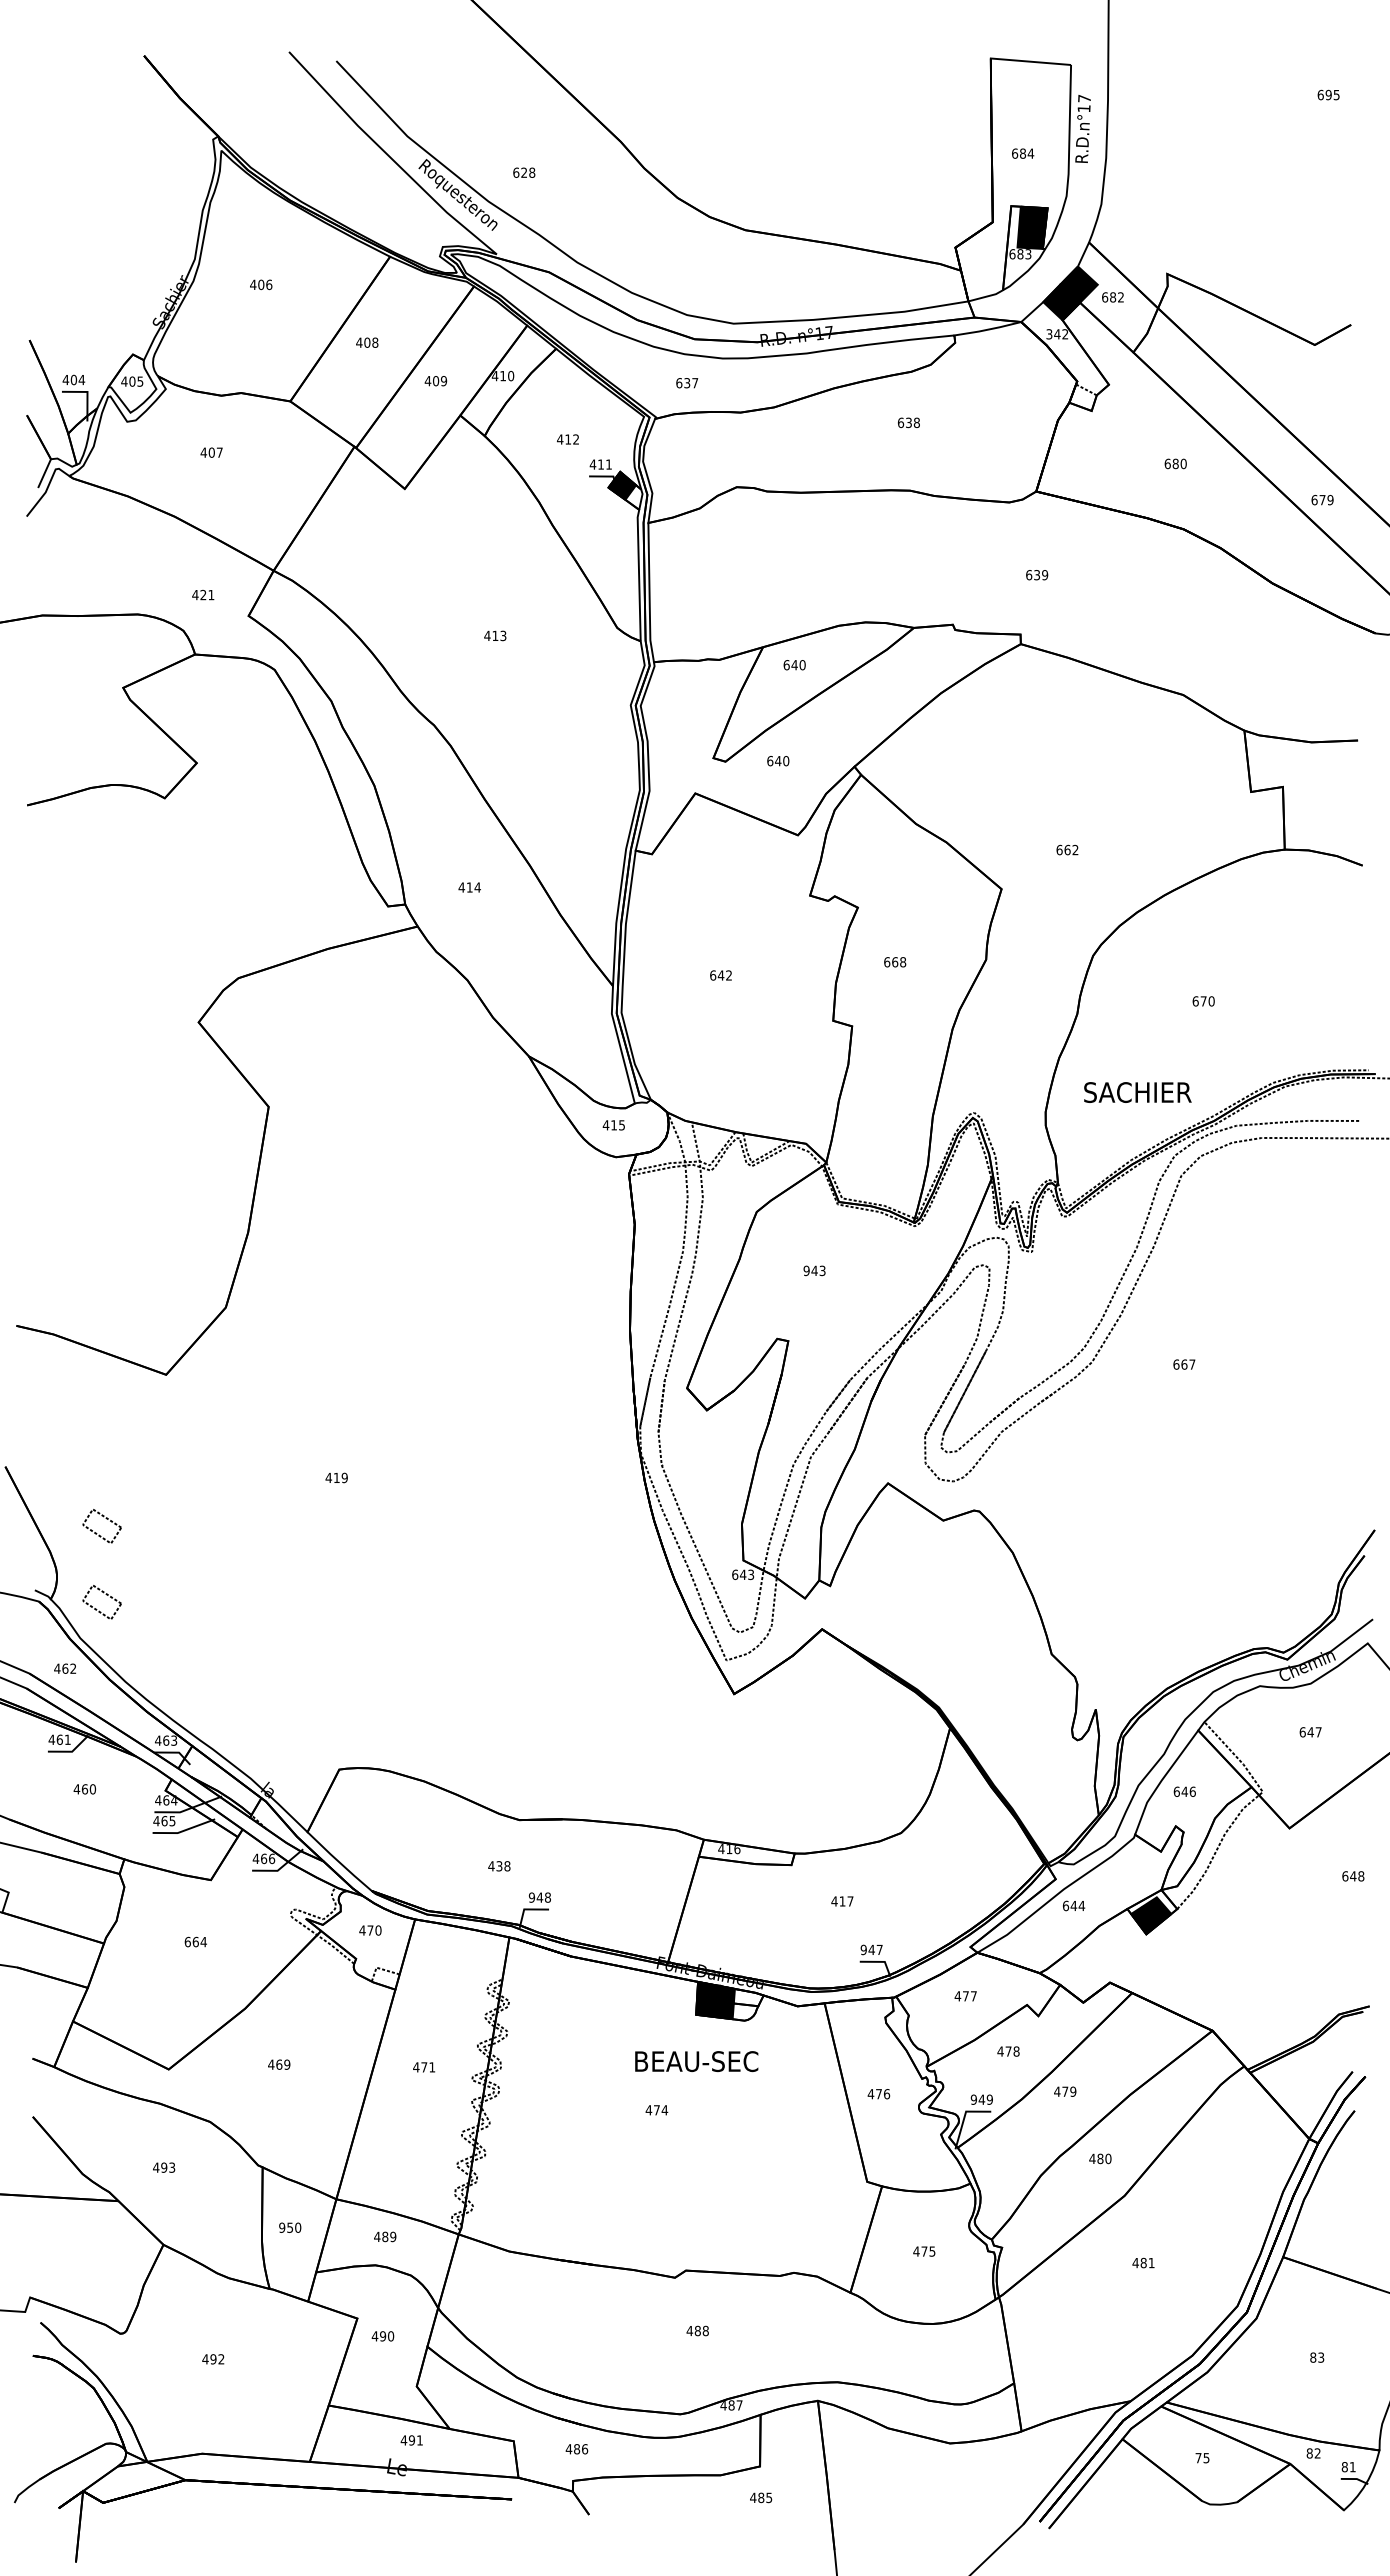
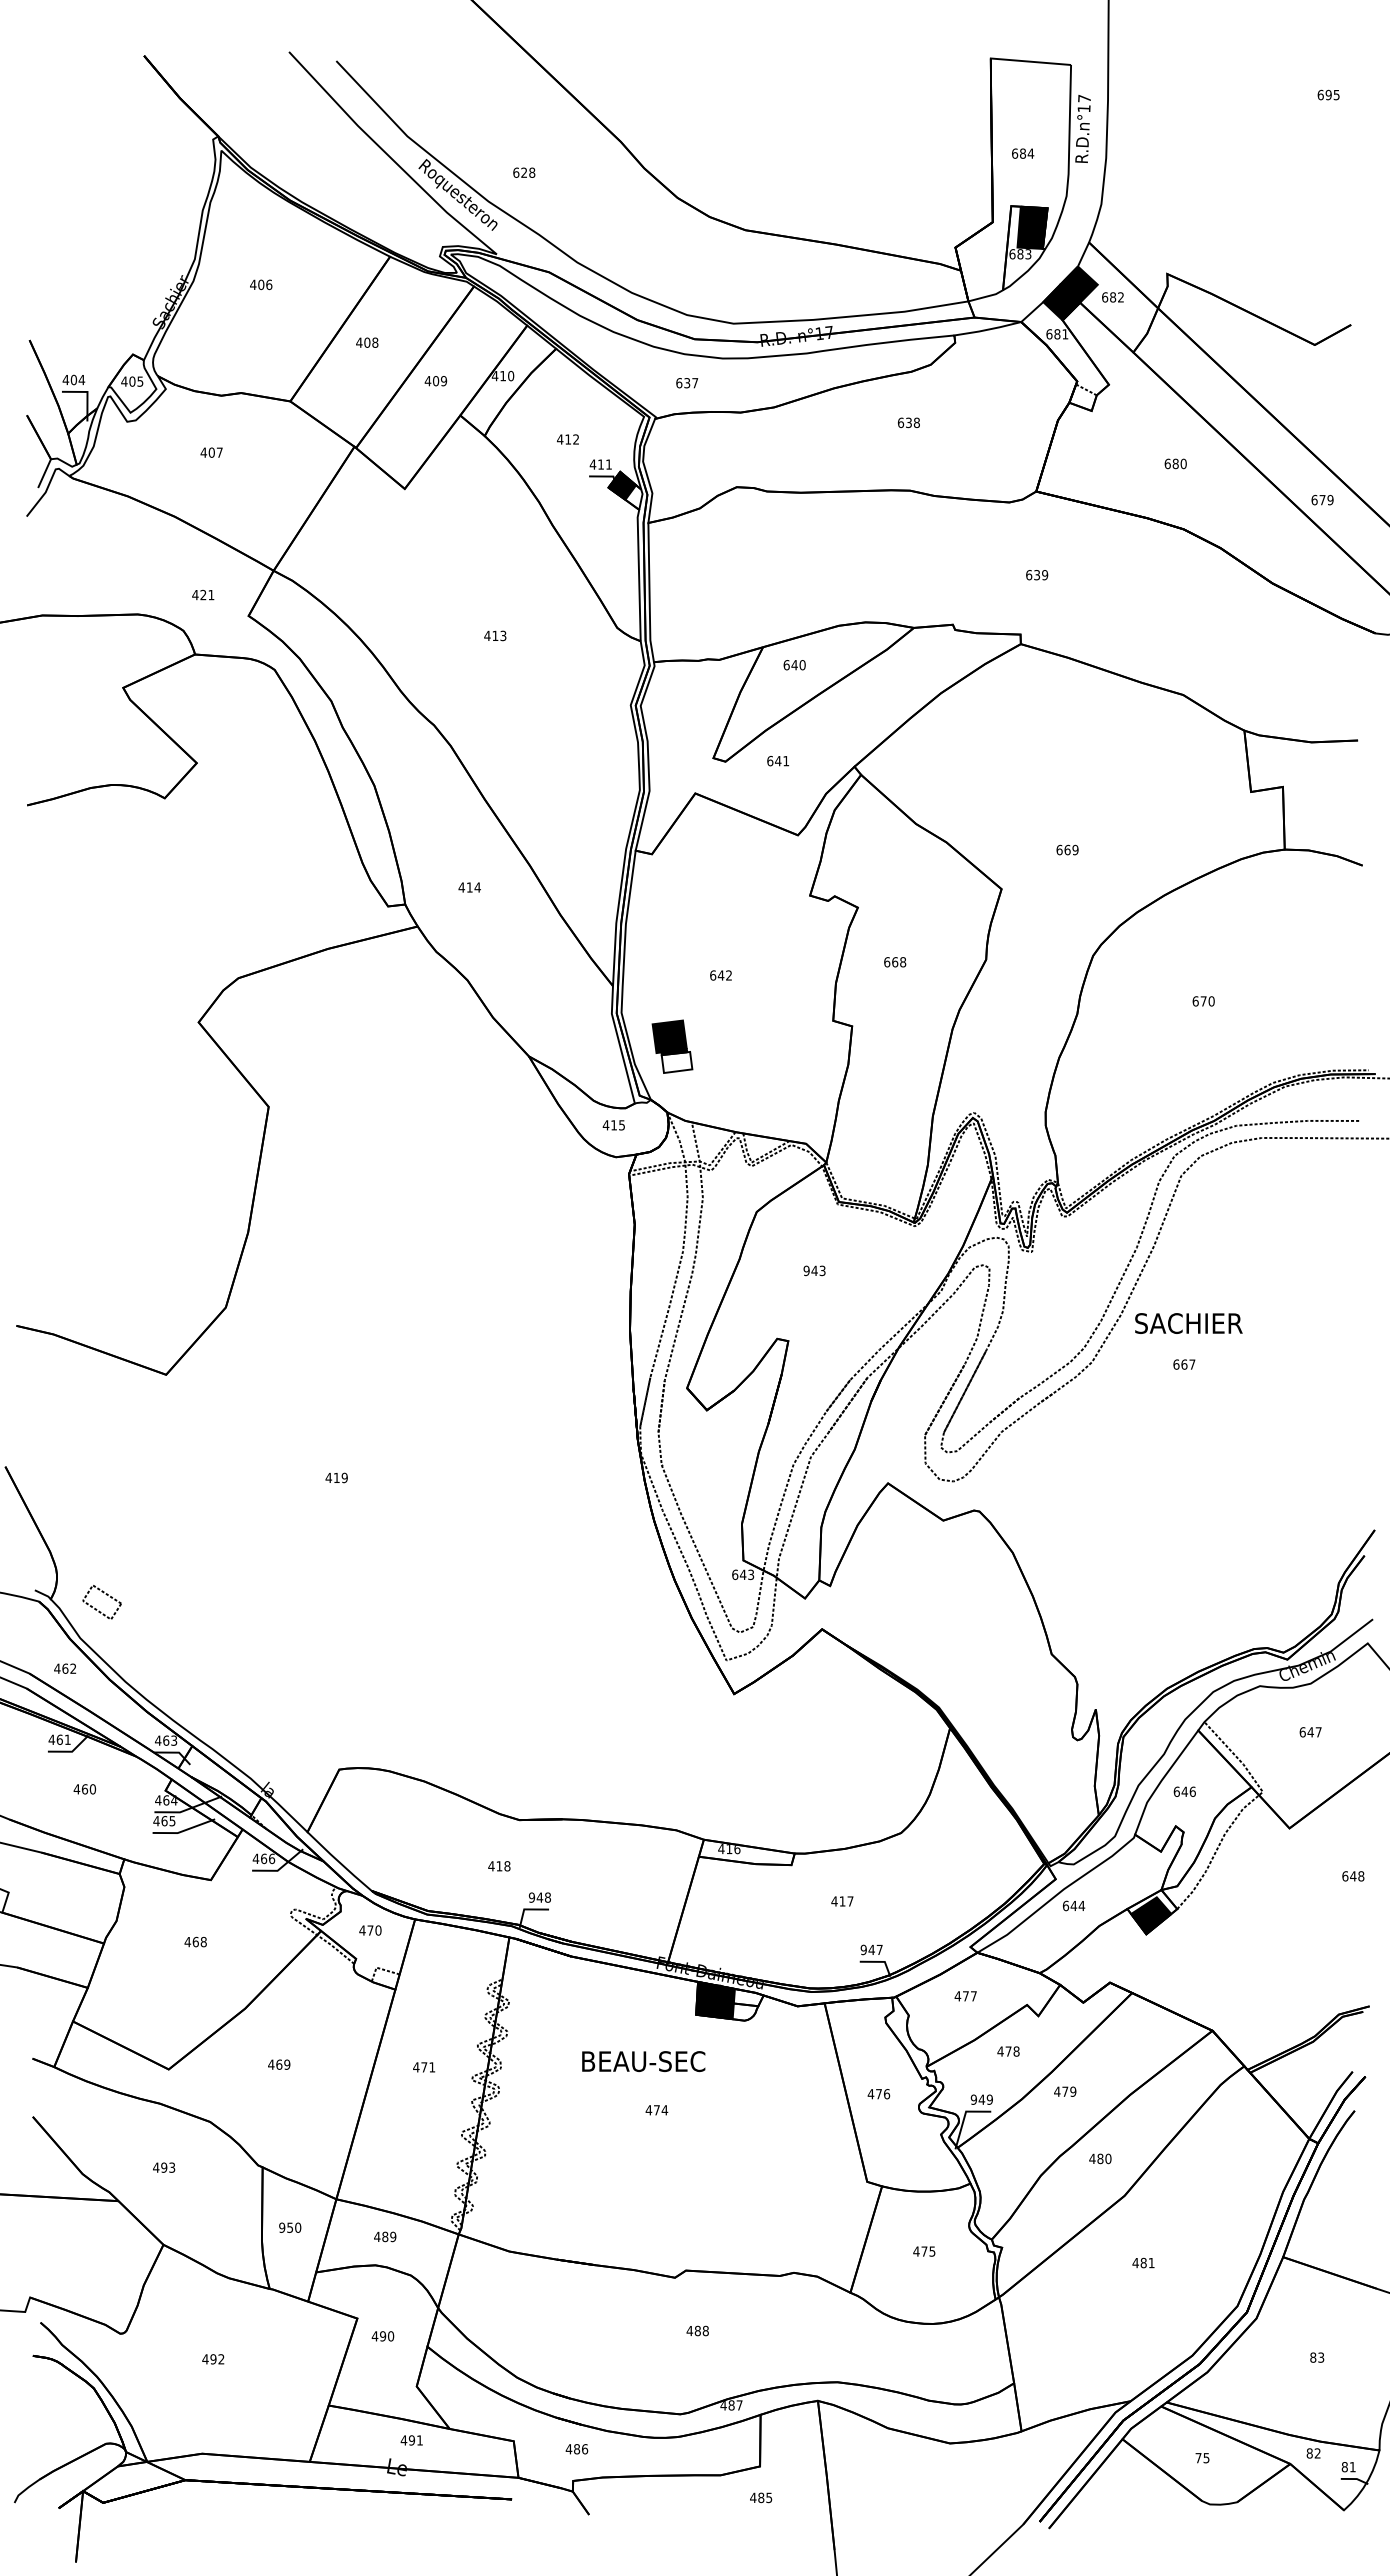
text: 342 -> 681 (1056, 334)
text: 640 -> 641 (786, 761)
text: 662 -> 669 (1075, 850)
part: none -> present (672, 1046)
text position: (1137, 1092) -> (1188, 1323) (1188, 1323)
part: present -> none (96, 1532)
text: 438 -> 418 (499, 1866)
text: 664 -> 468 (195, 1941)
text position: (696, 2061) -> (643, 2061) (643, 2061)
